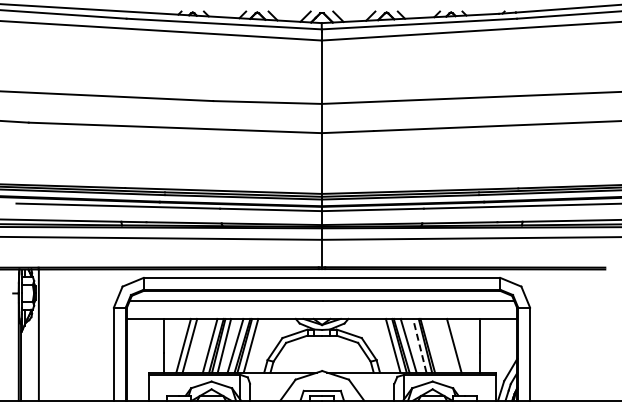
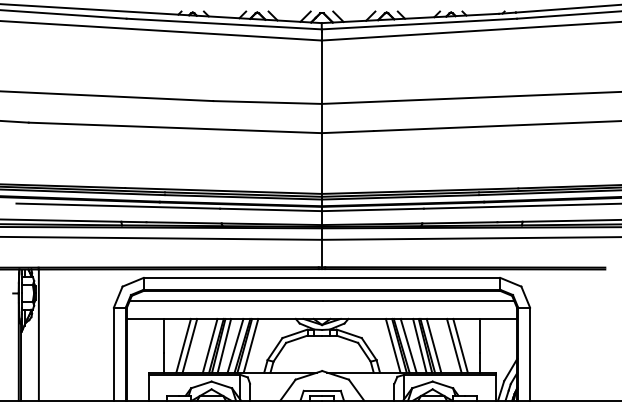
line: dashed -> solid (419, 345)
line: none -> present (433, 345)
line: none -> present (460, 345)
